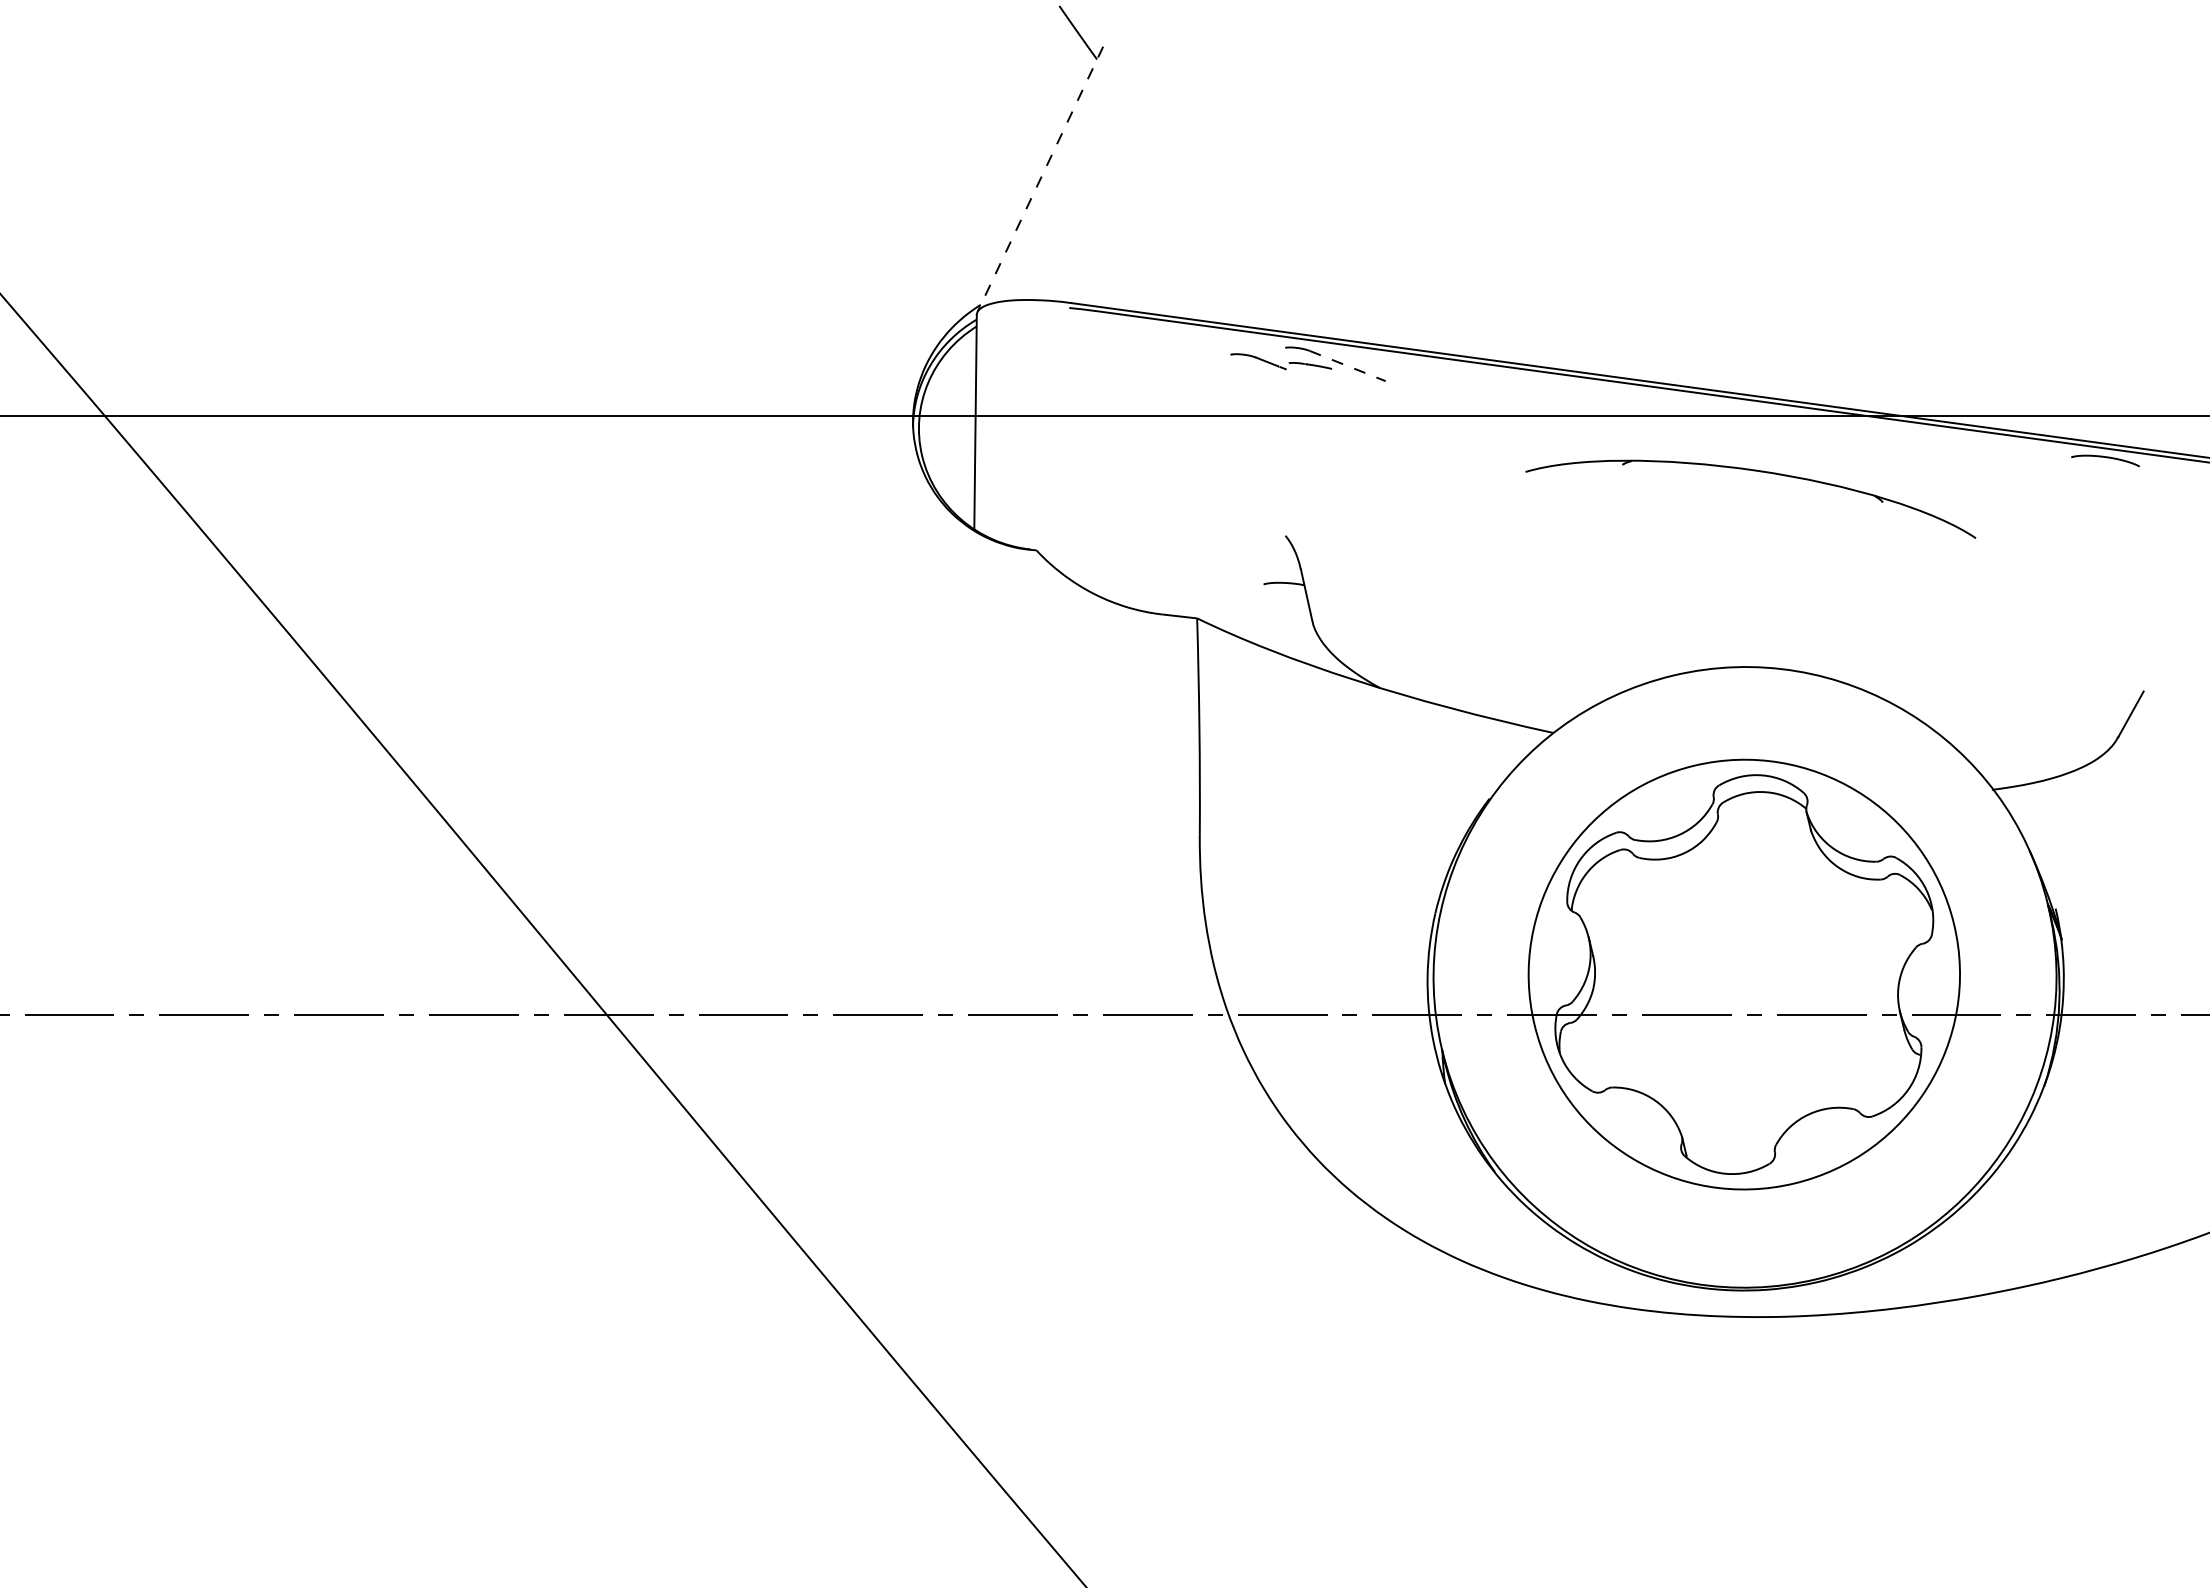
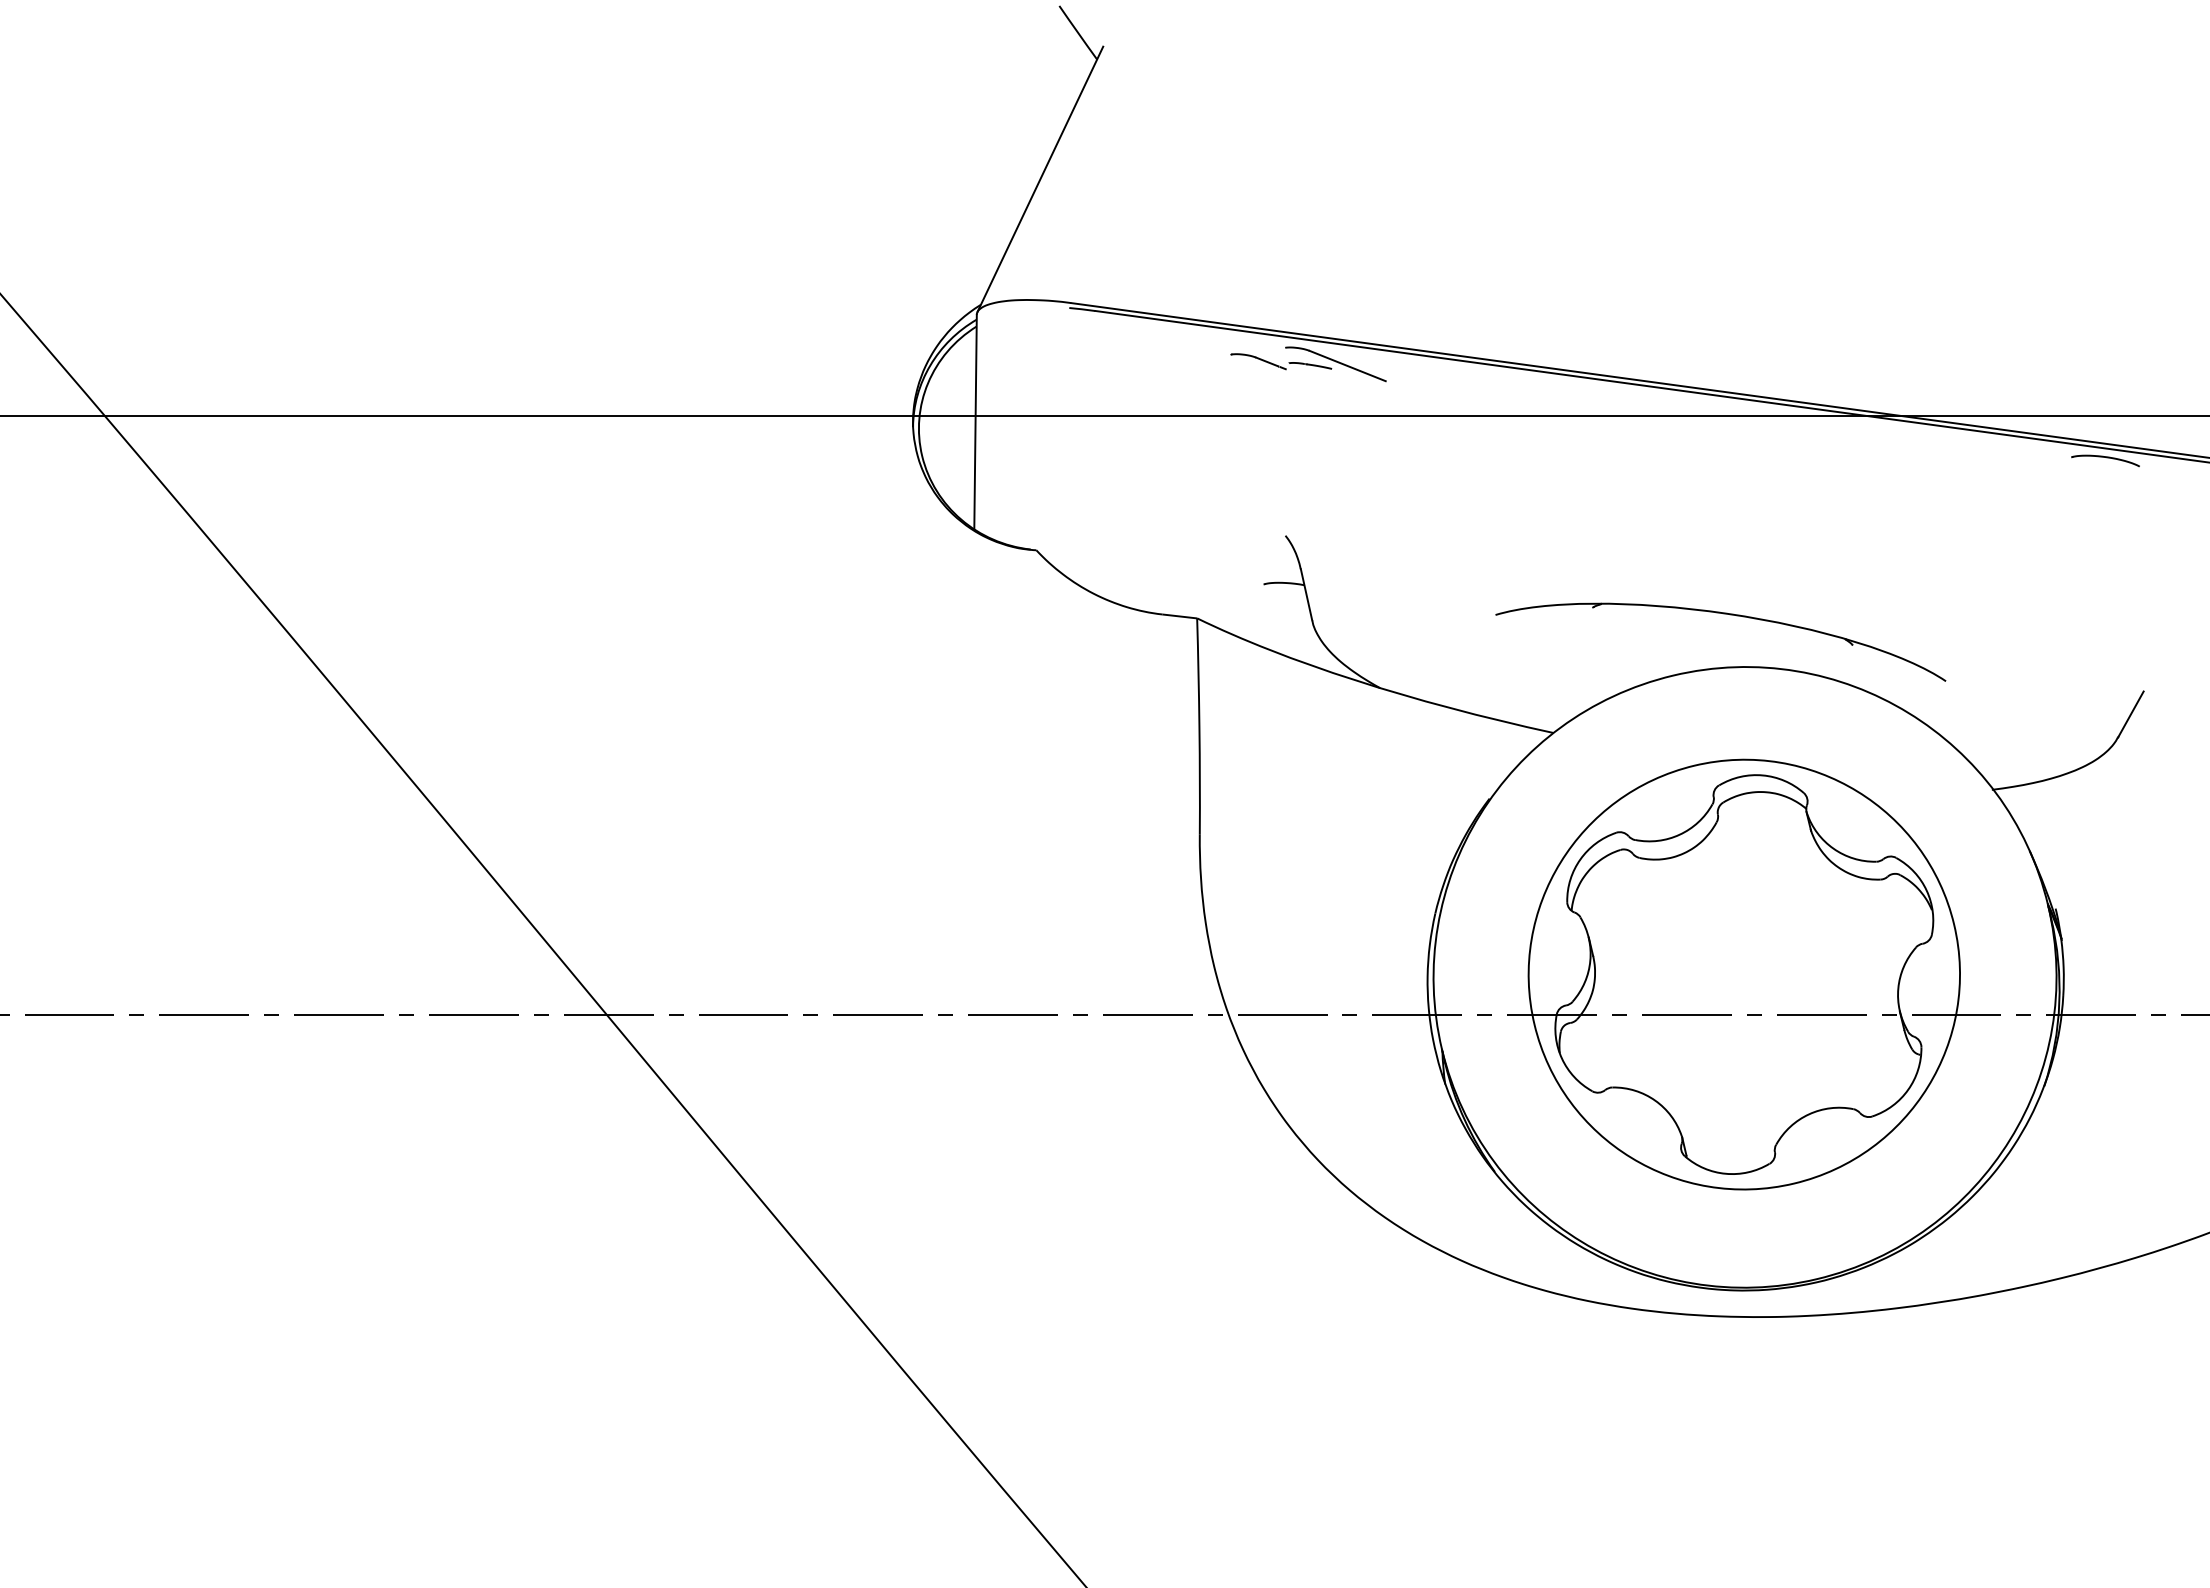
line: dashed -> solid (1040, 179)
line: dashed -> solid (1347, 366)
part position: (1753, 471) -> (1723, 614) (1723, 614)
